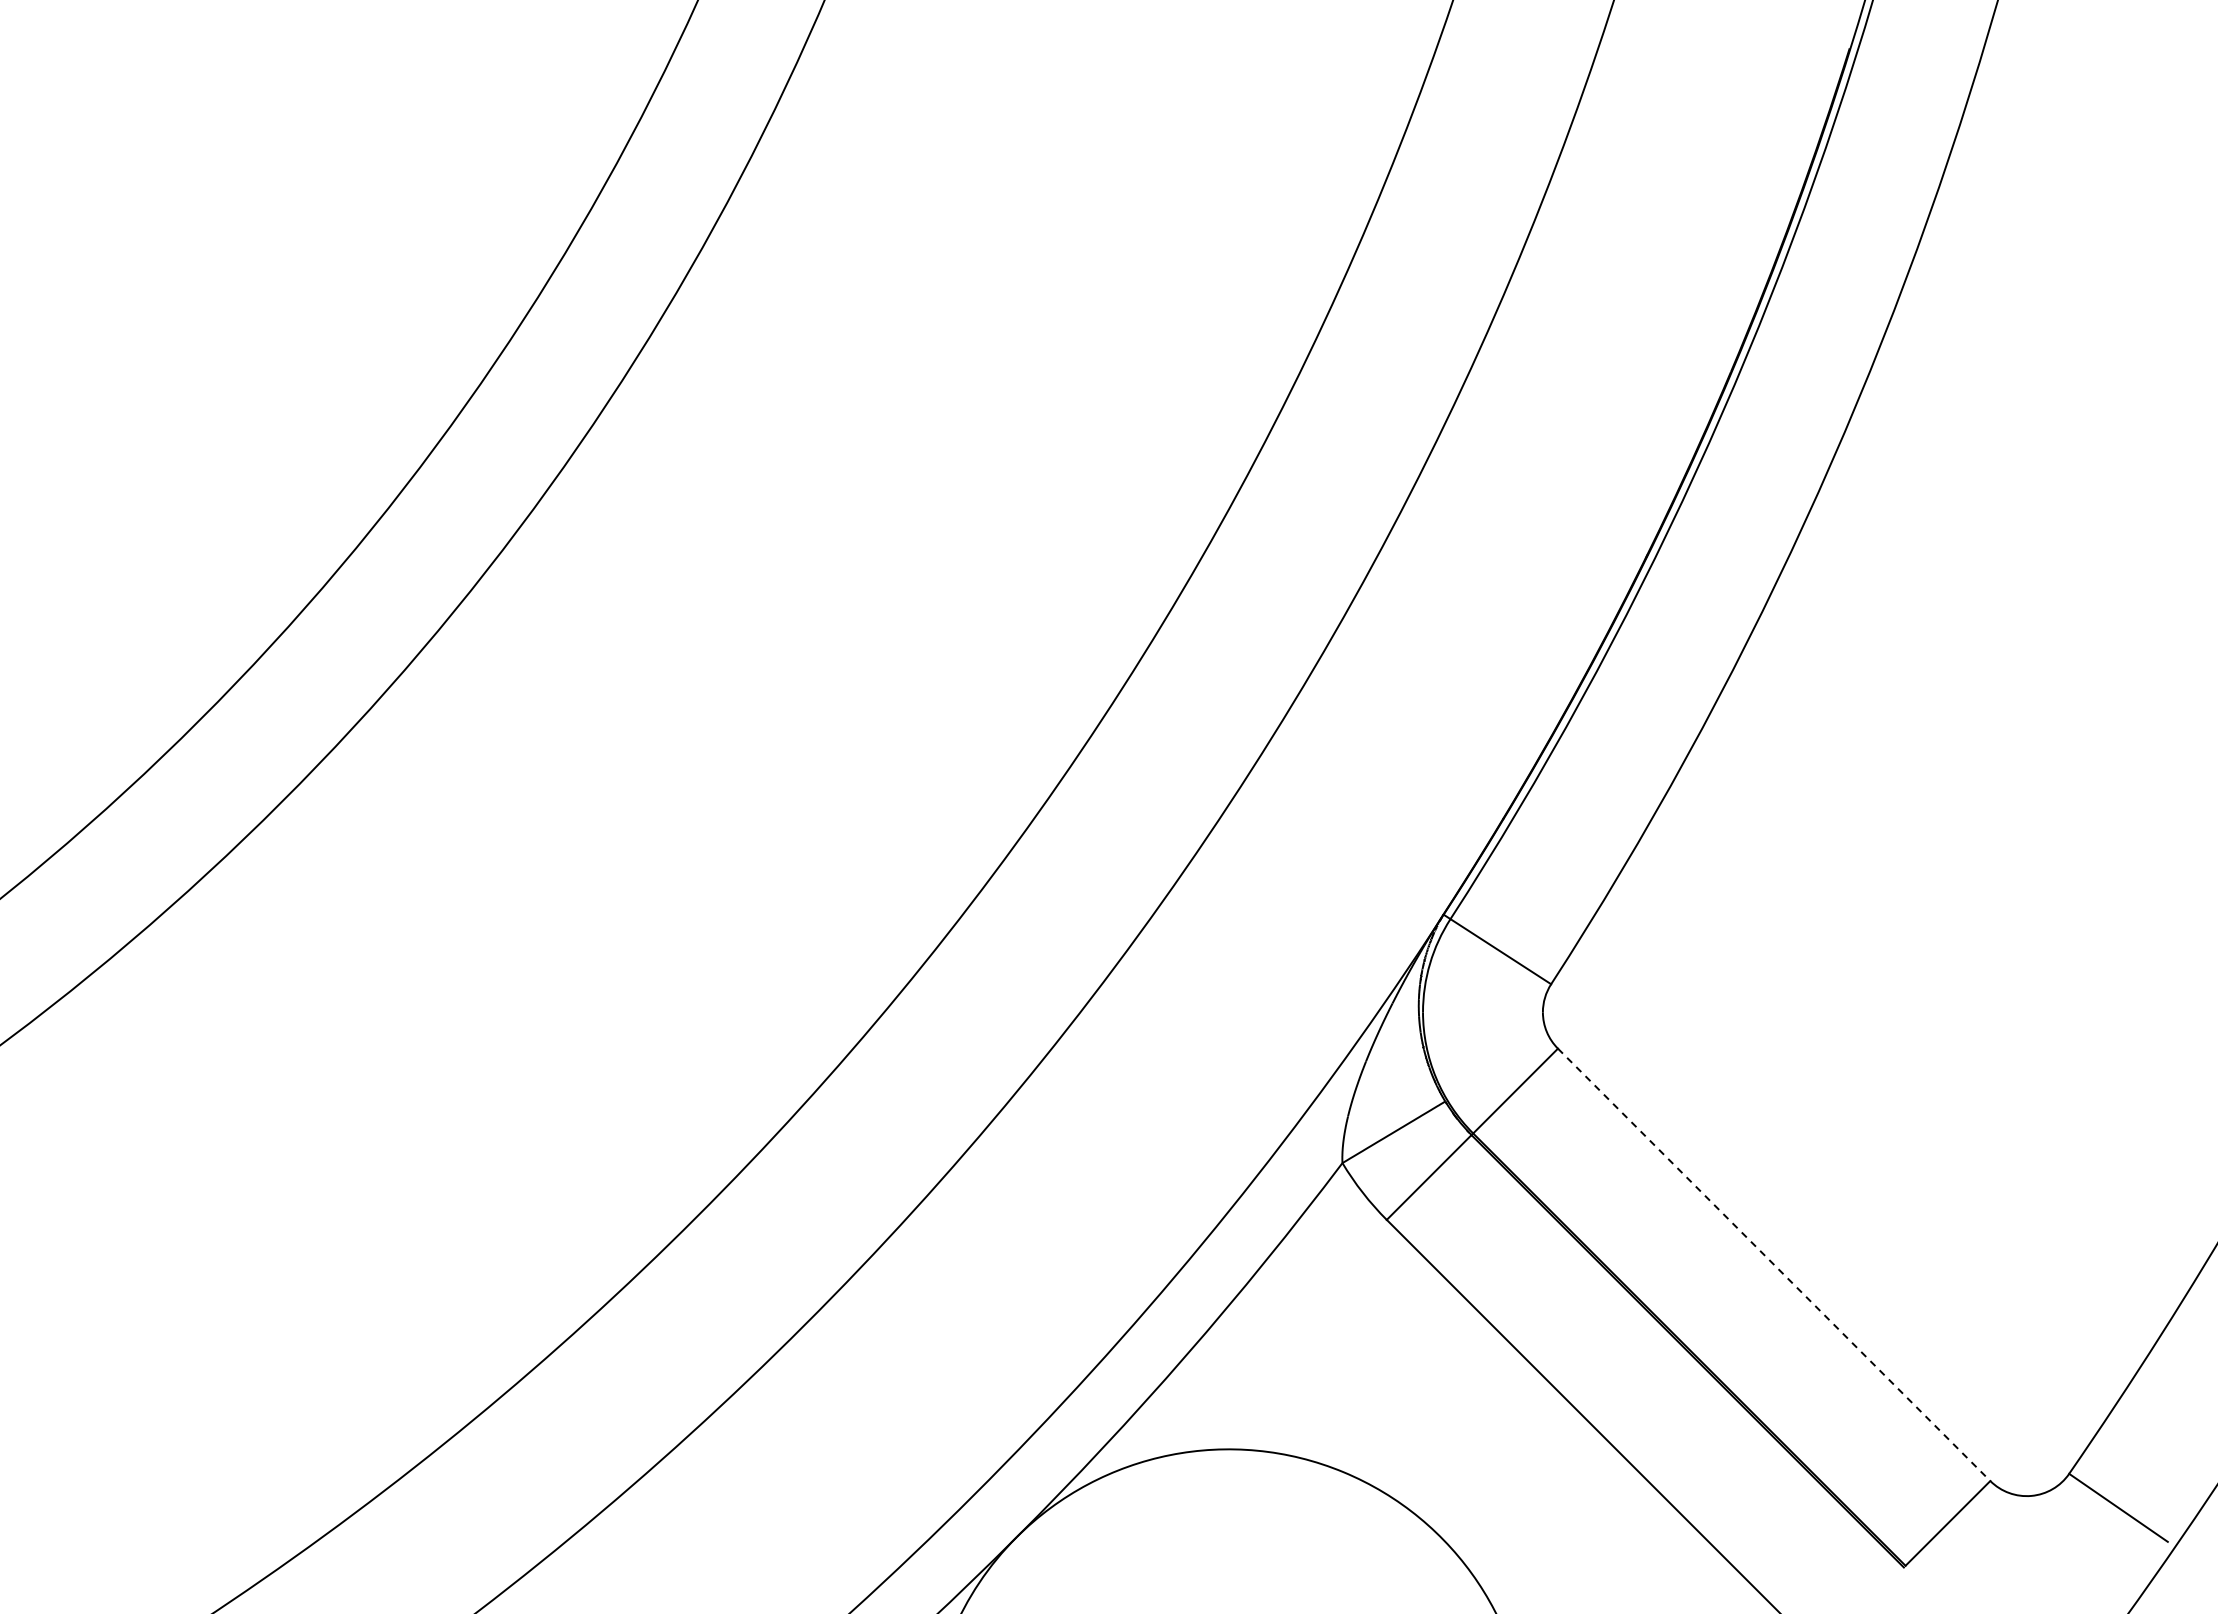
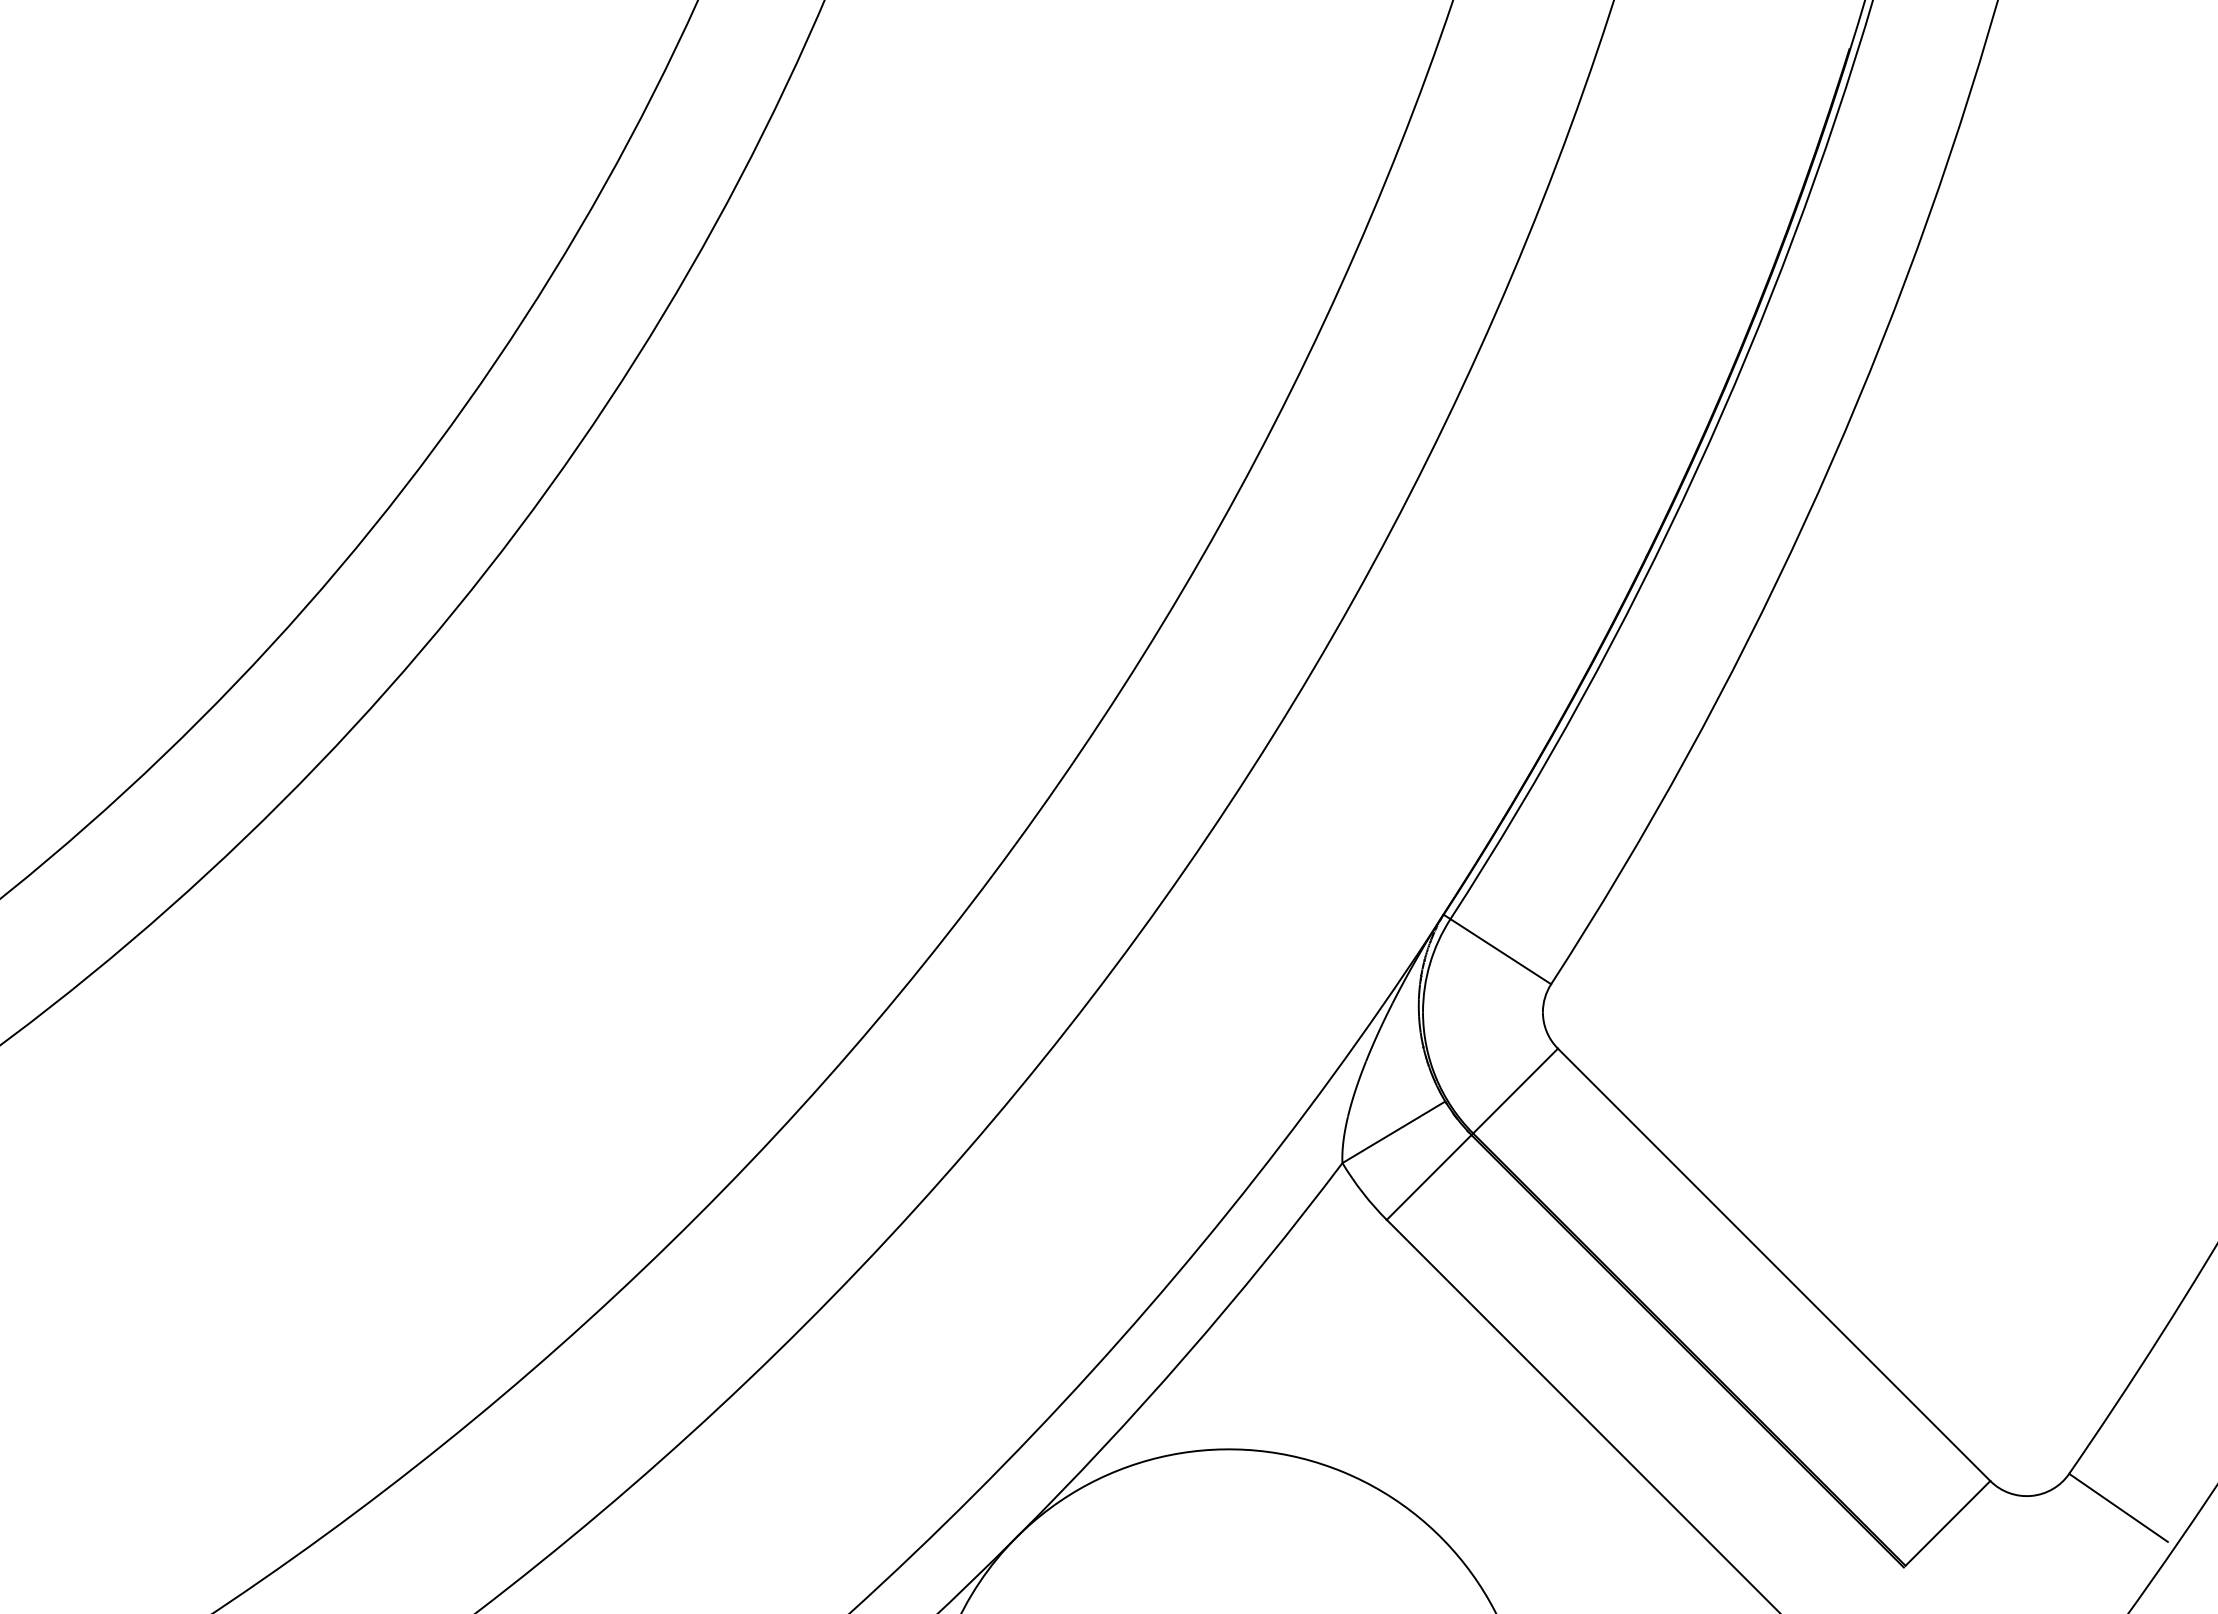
line: dashed -> solid (1774, 1264)
